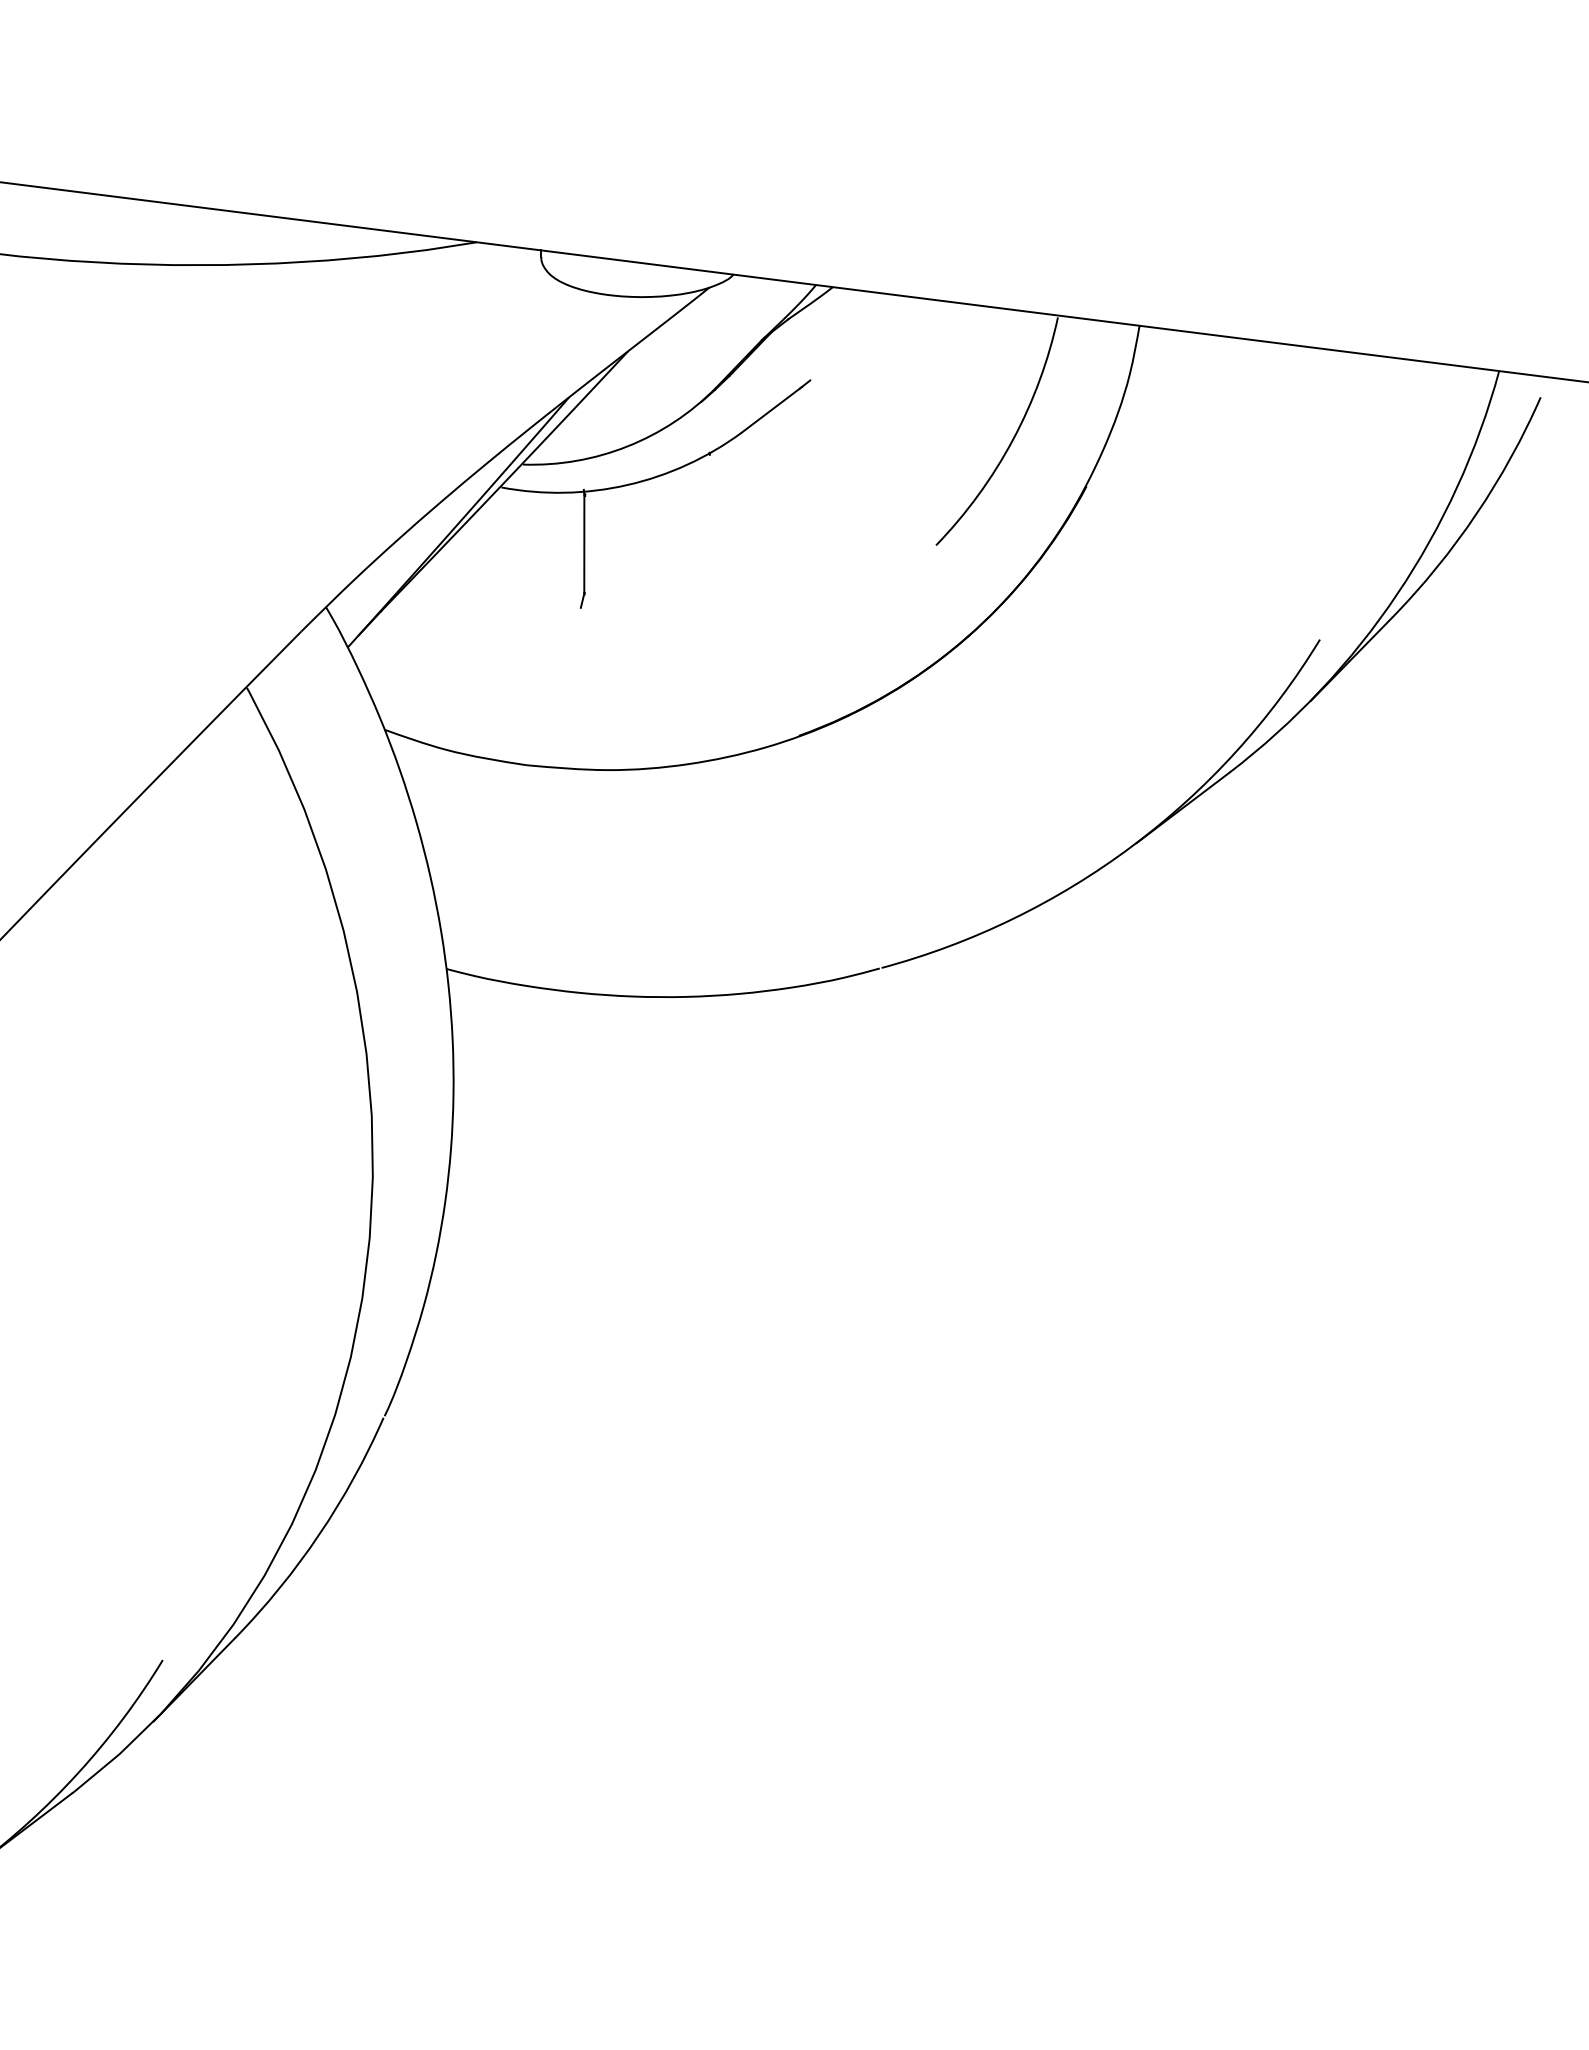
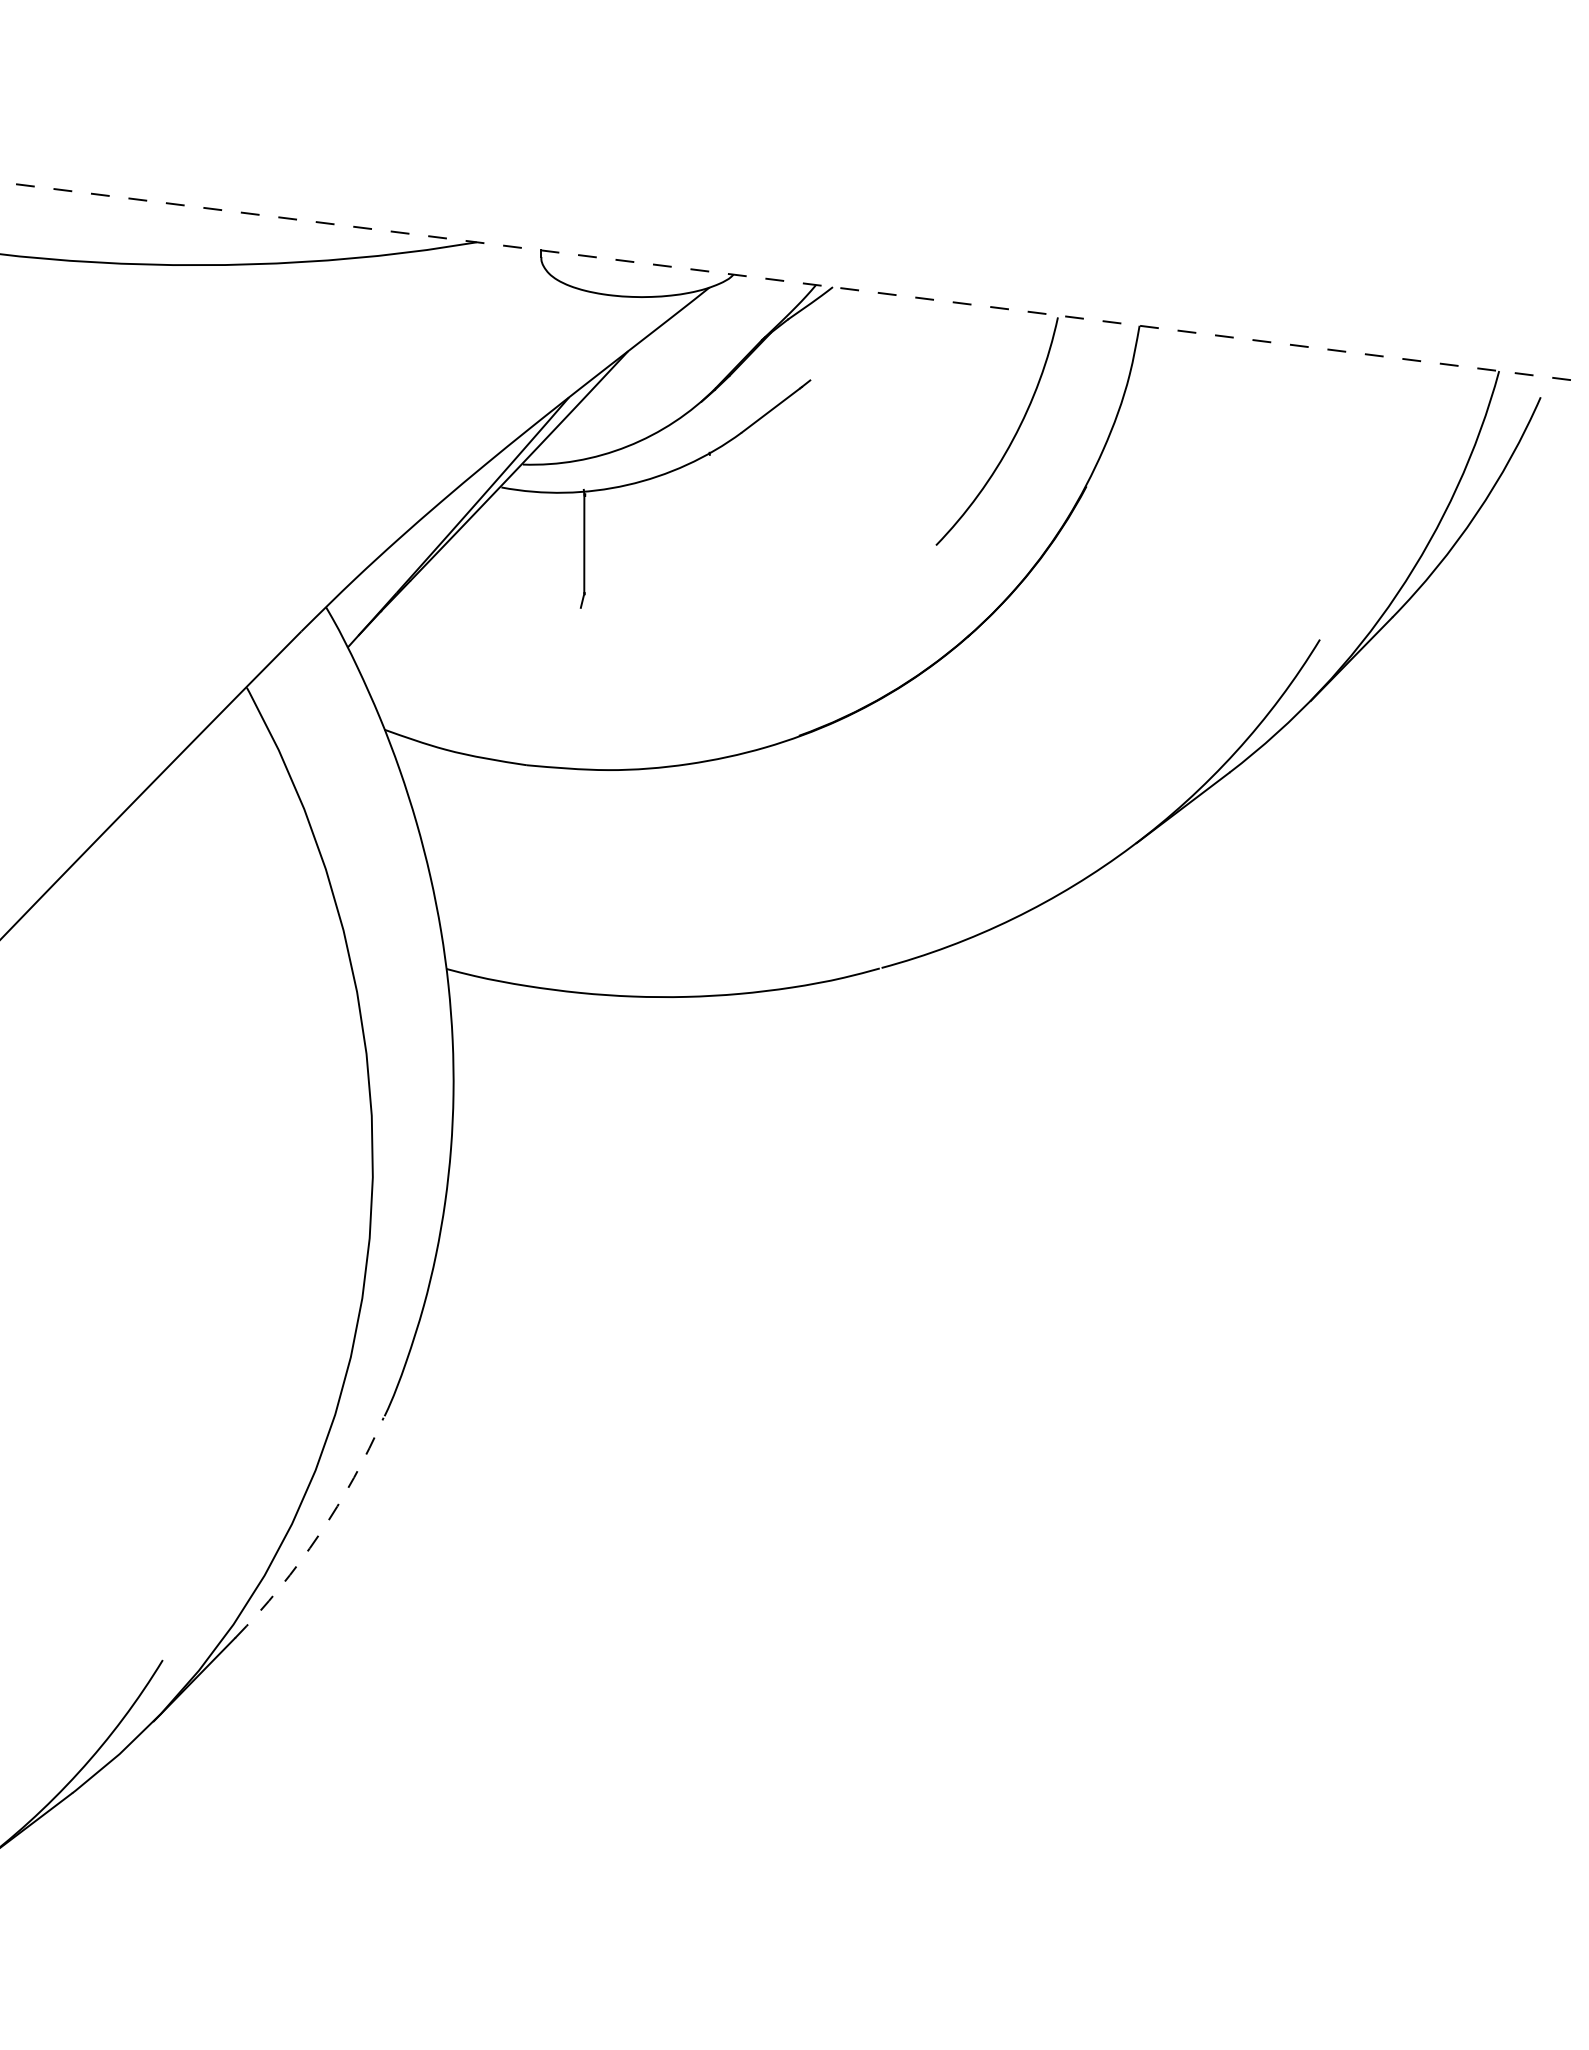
line: solid -> dashed (794, 282)
arc: solid -> dashed (319, 1534)
